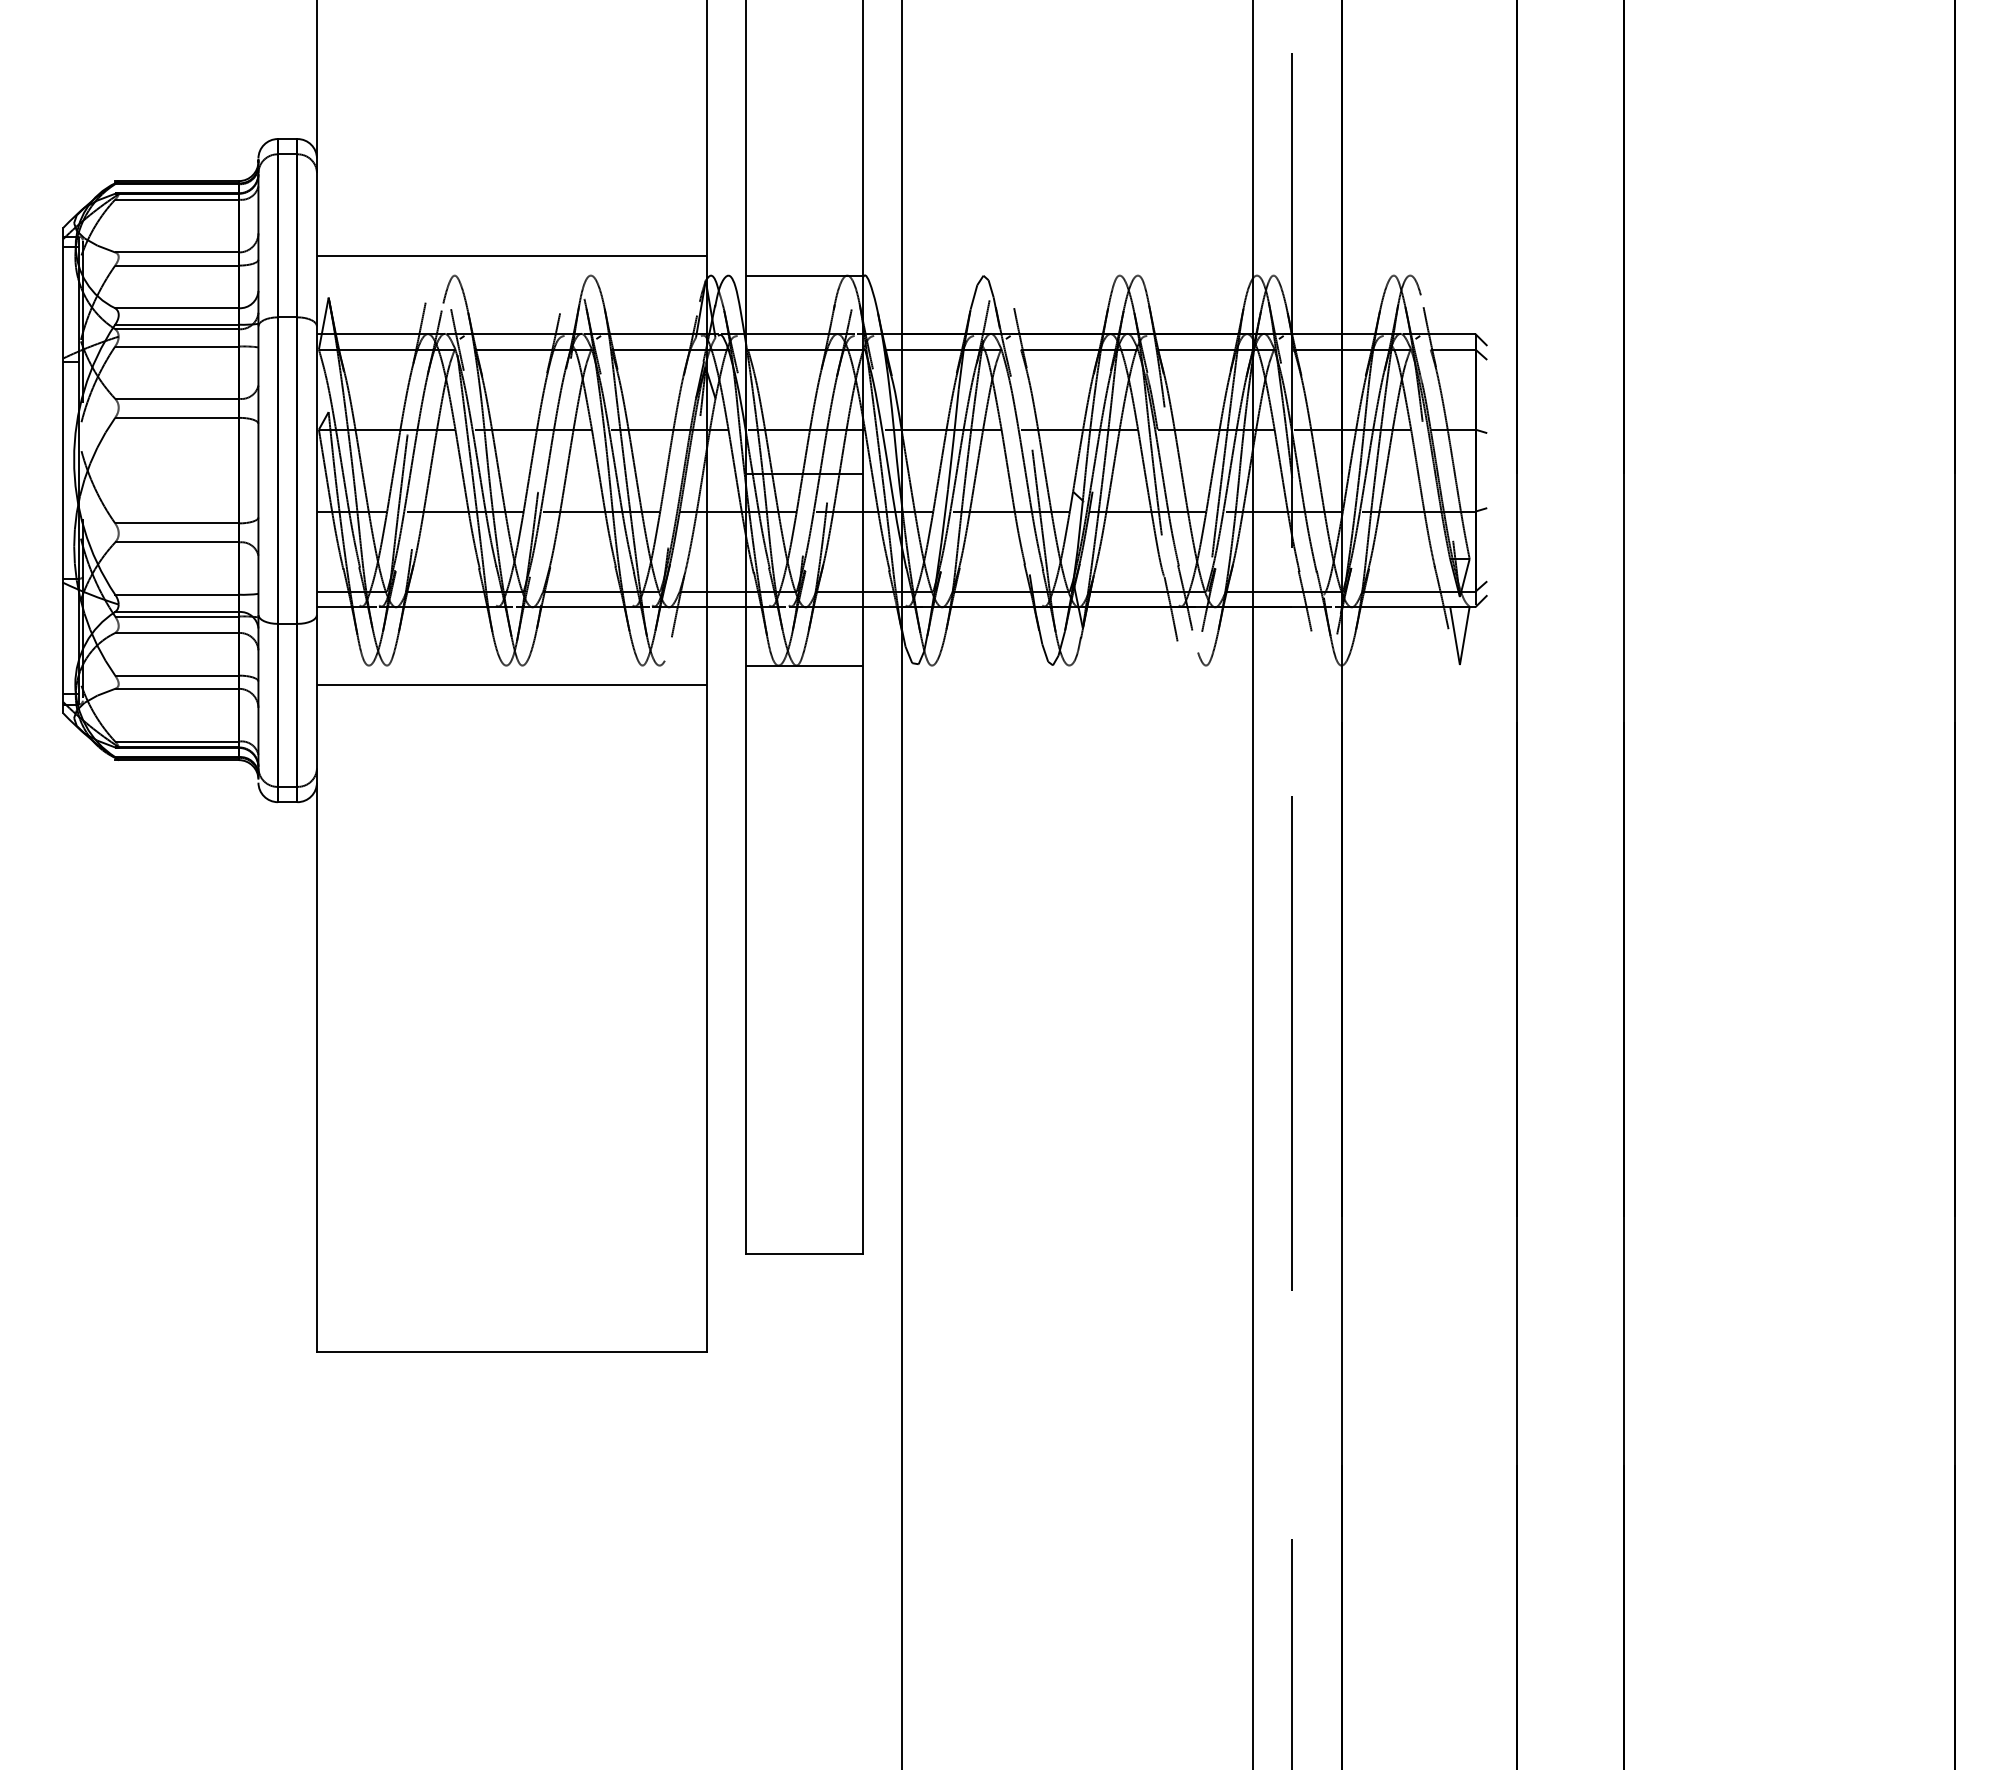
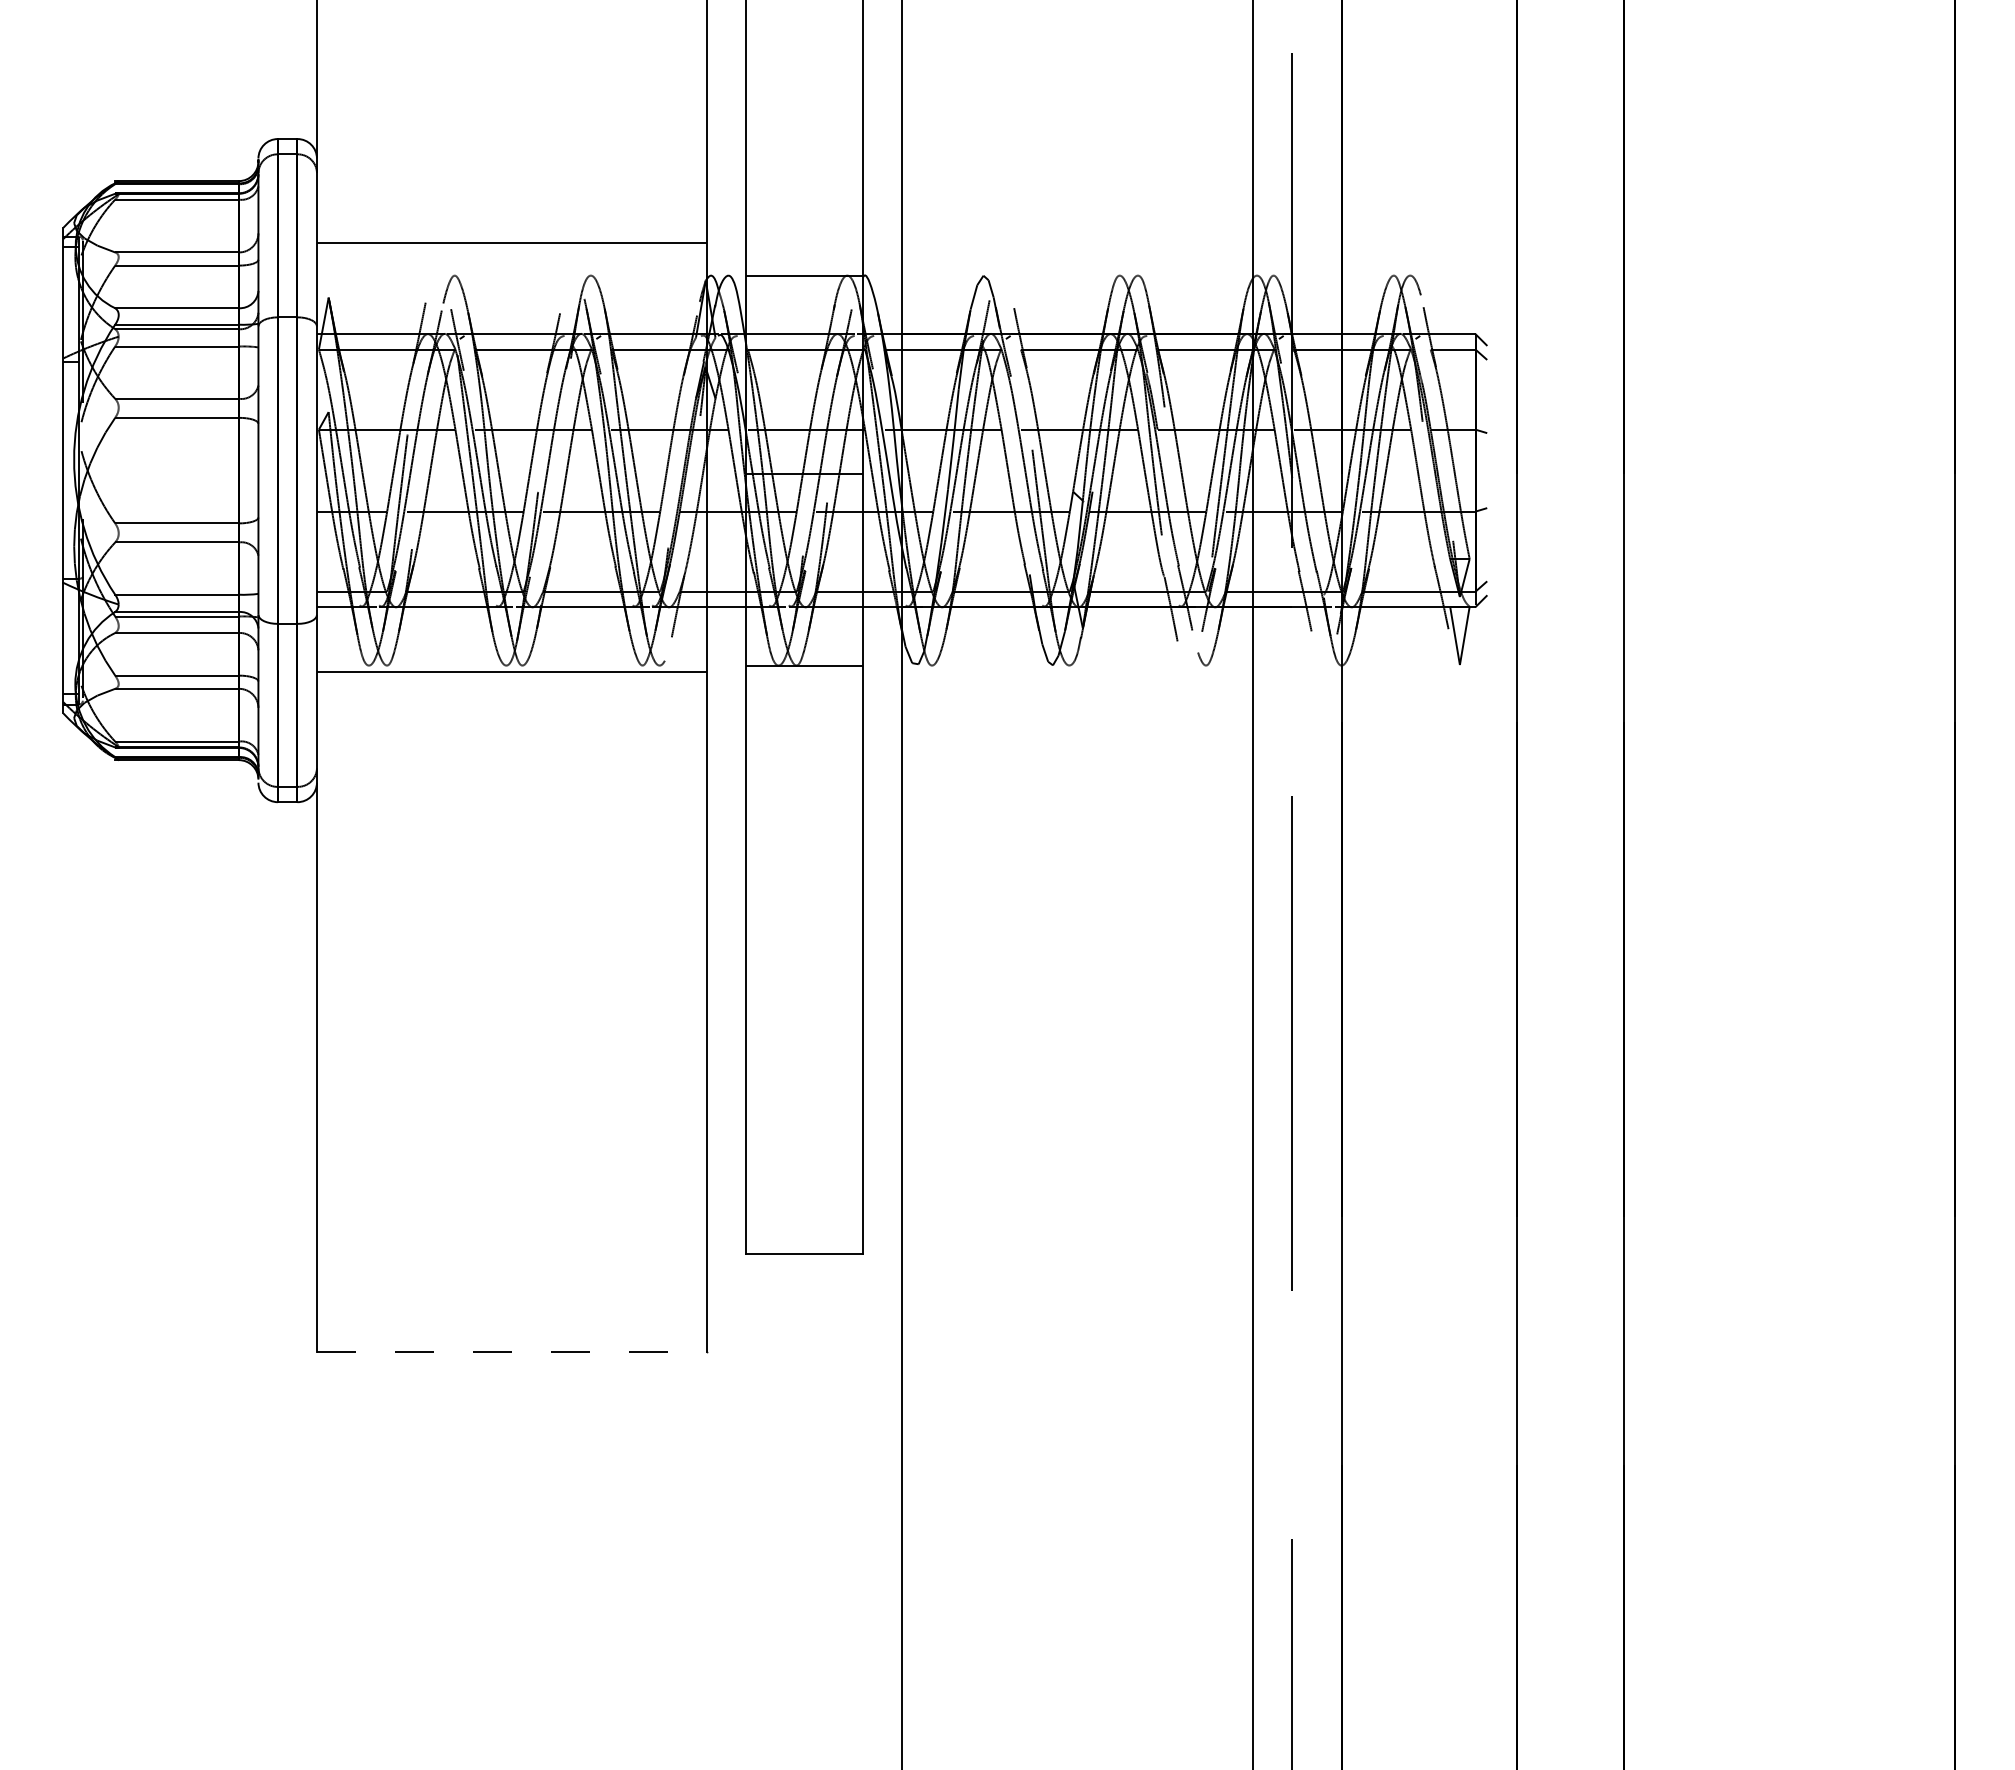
line position: (511, 256) -> (511, 243) (511, 243)
line position: (511, 685) -> (511, 672) (511, 672)
line: solid -> dashed (512, 1351)
